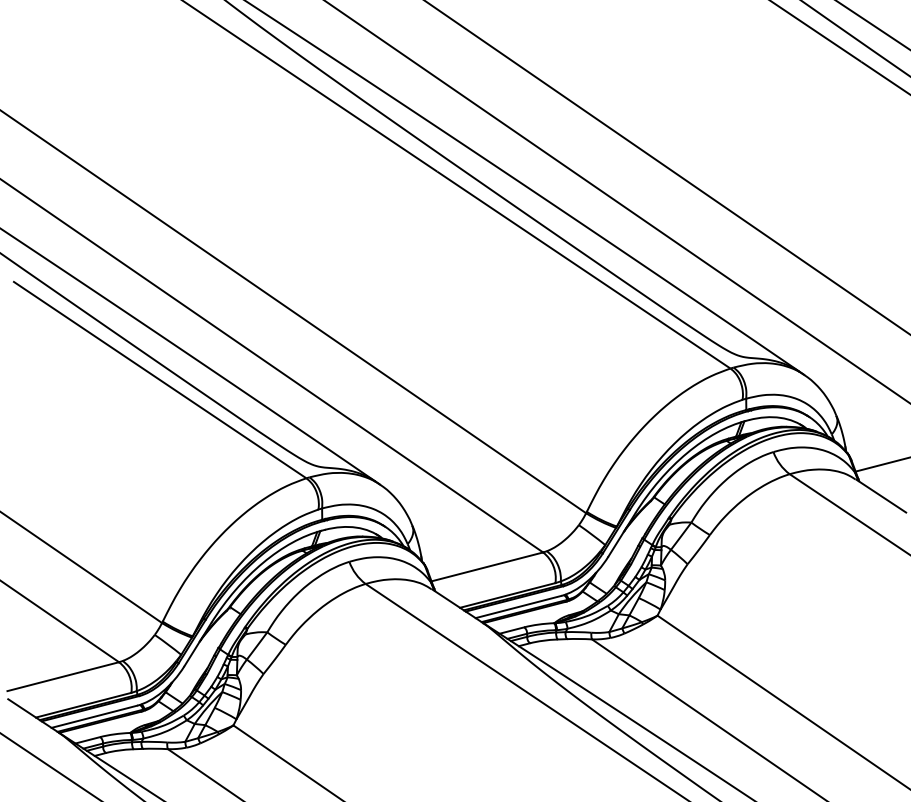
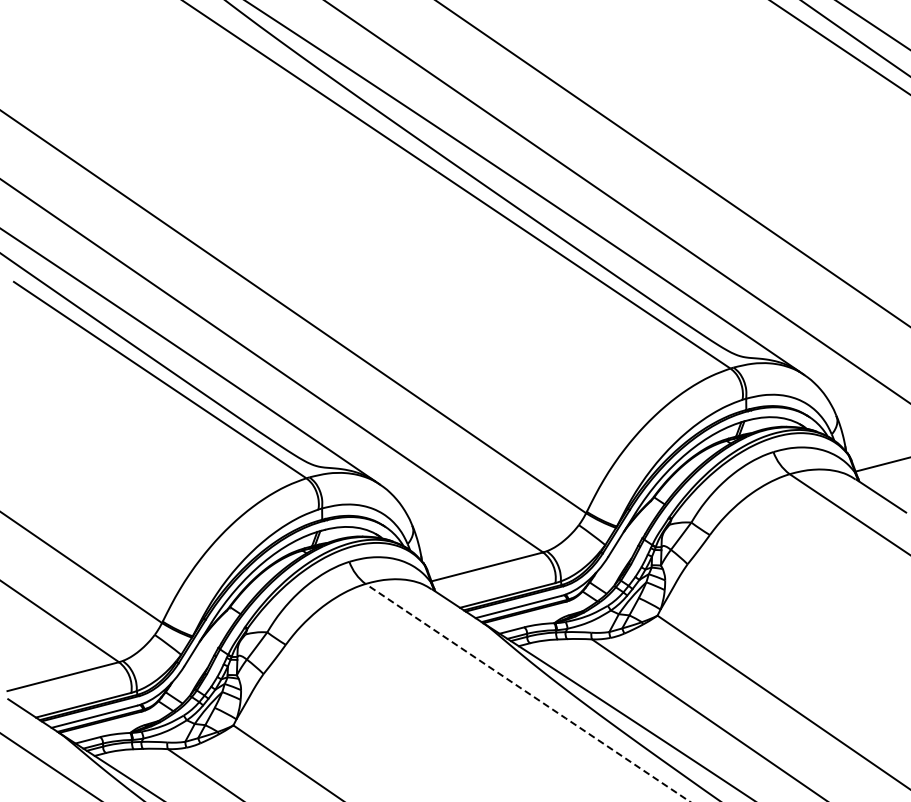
line position: (667, 167) -> (672, 163) (672, 163)
line: solid -> dashed (527, 692)
